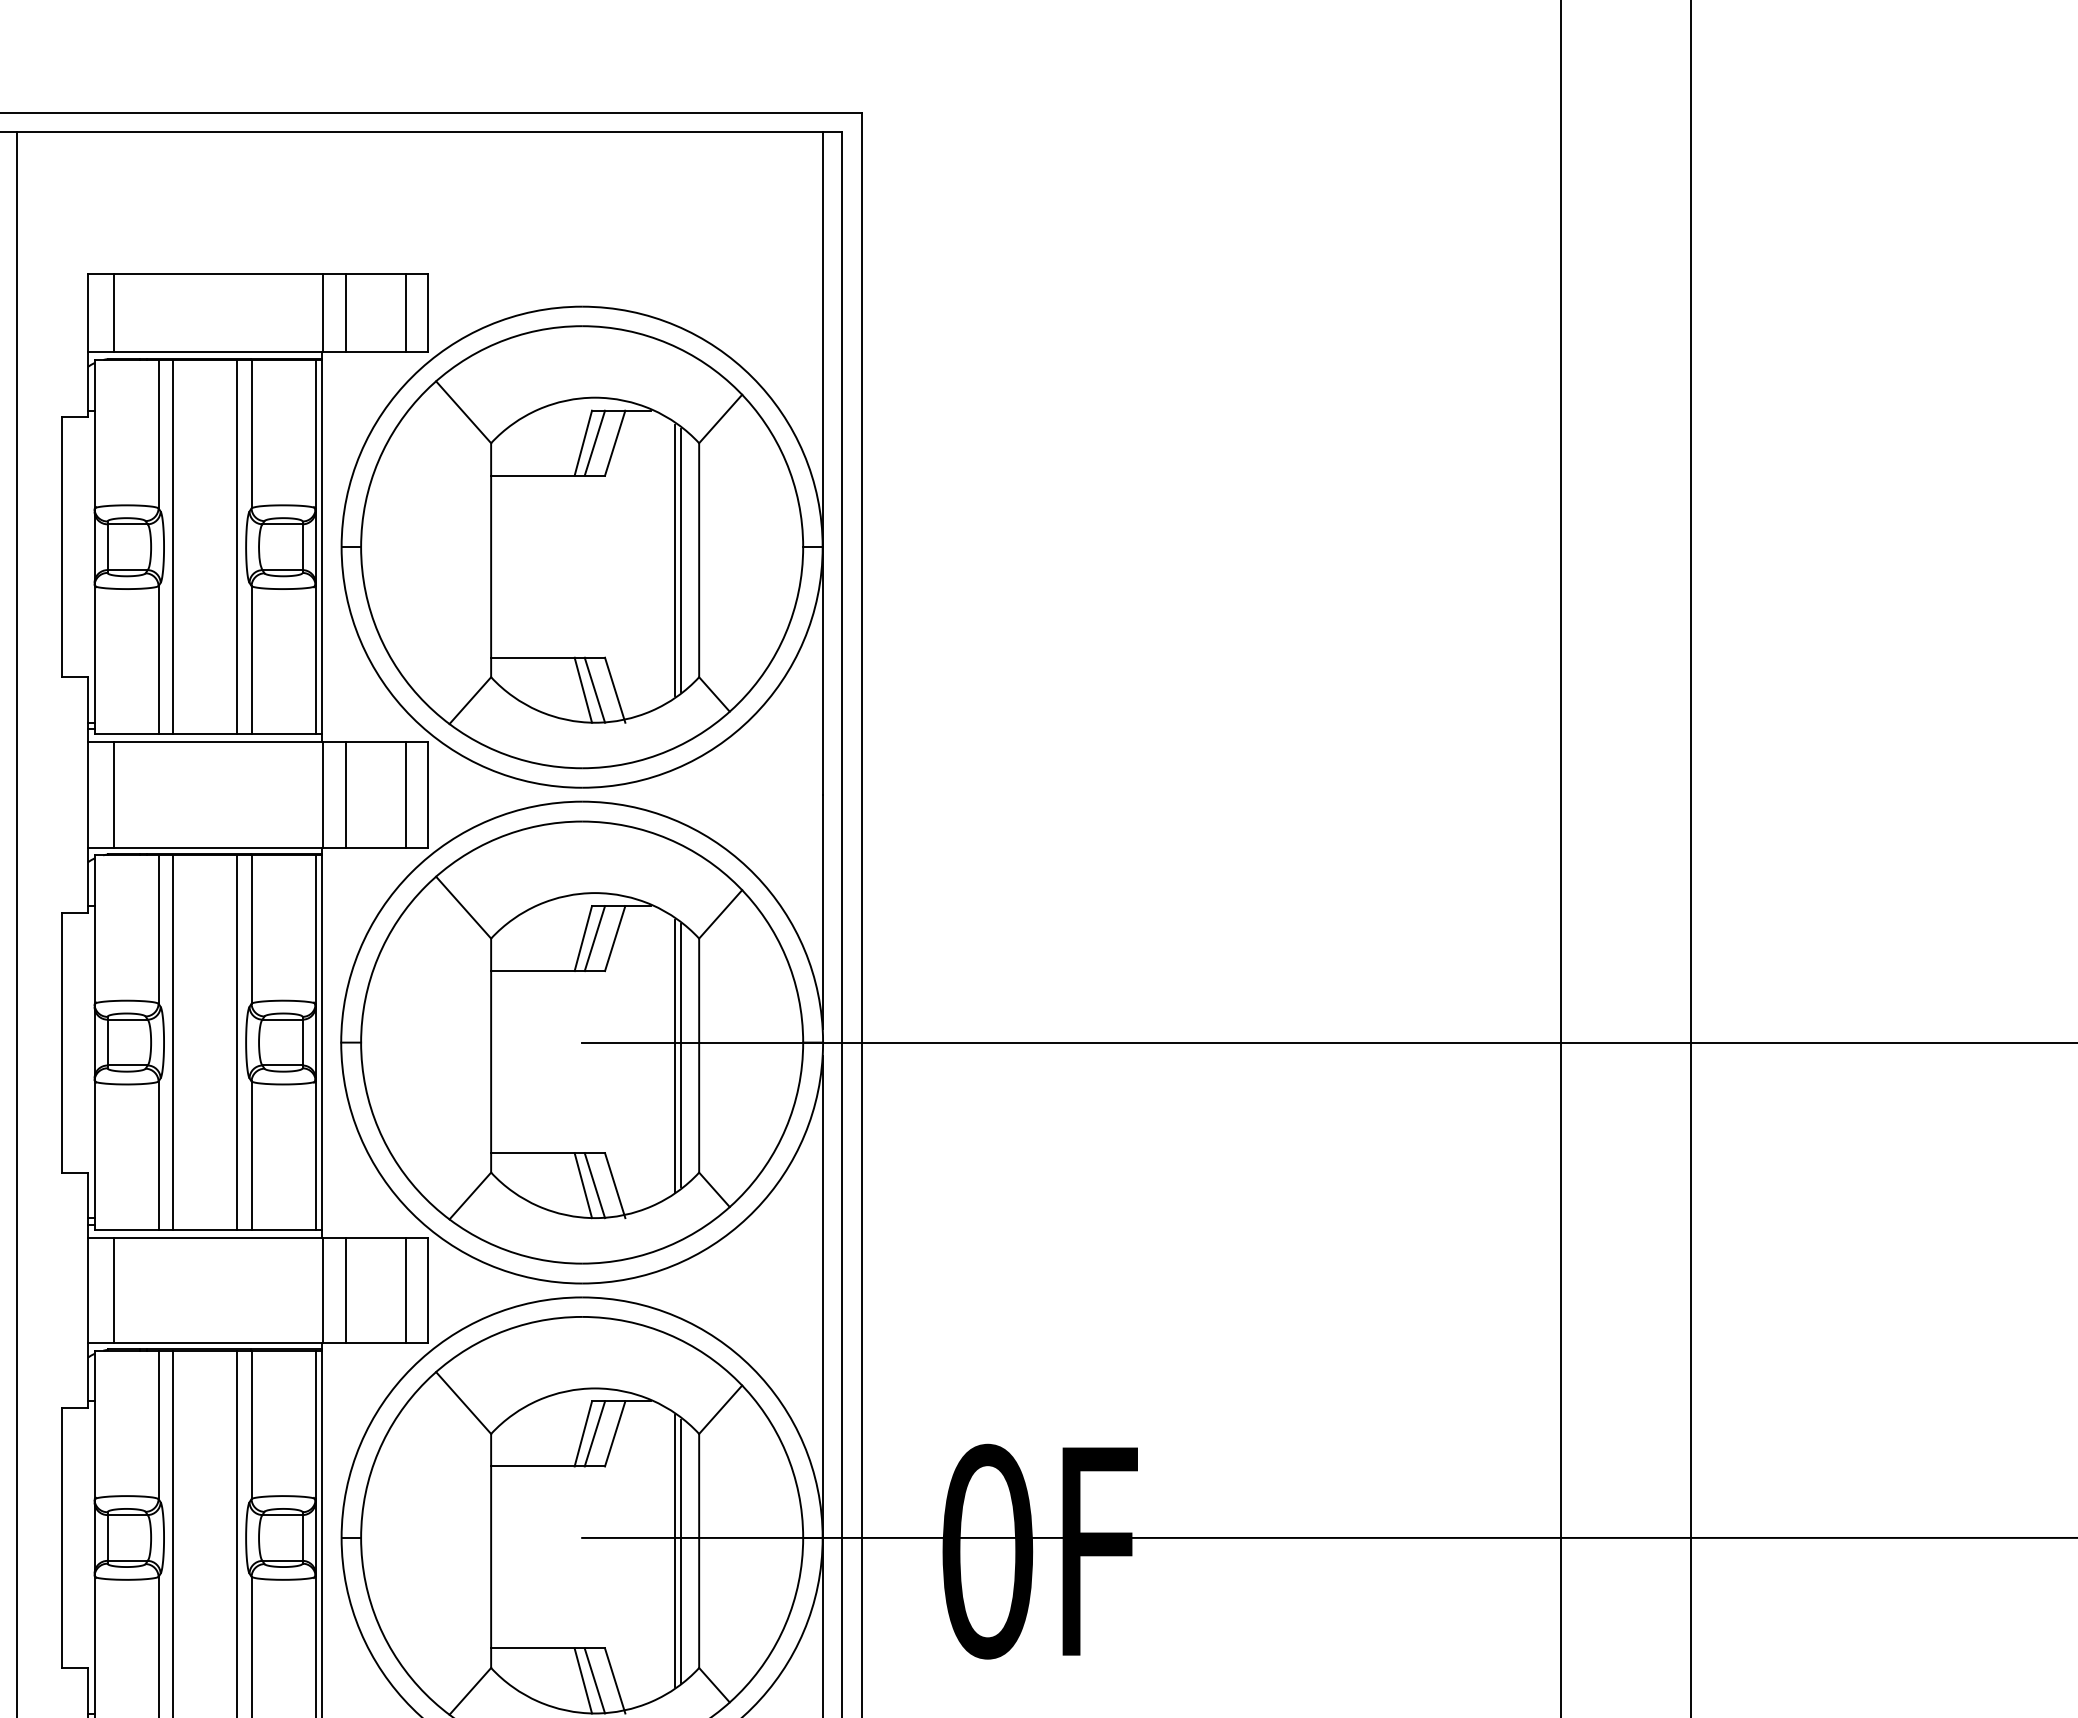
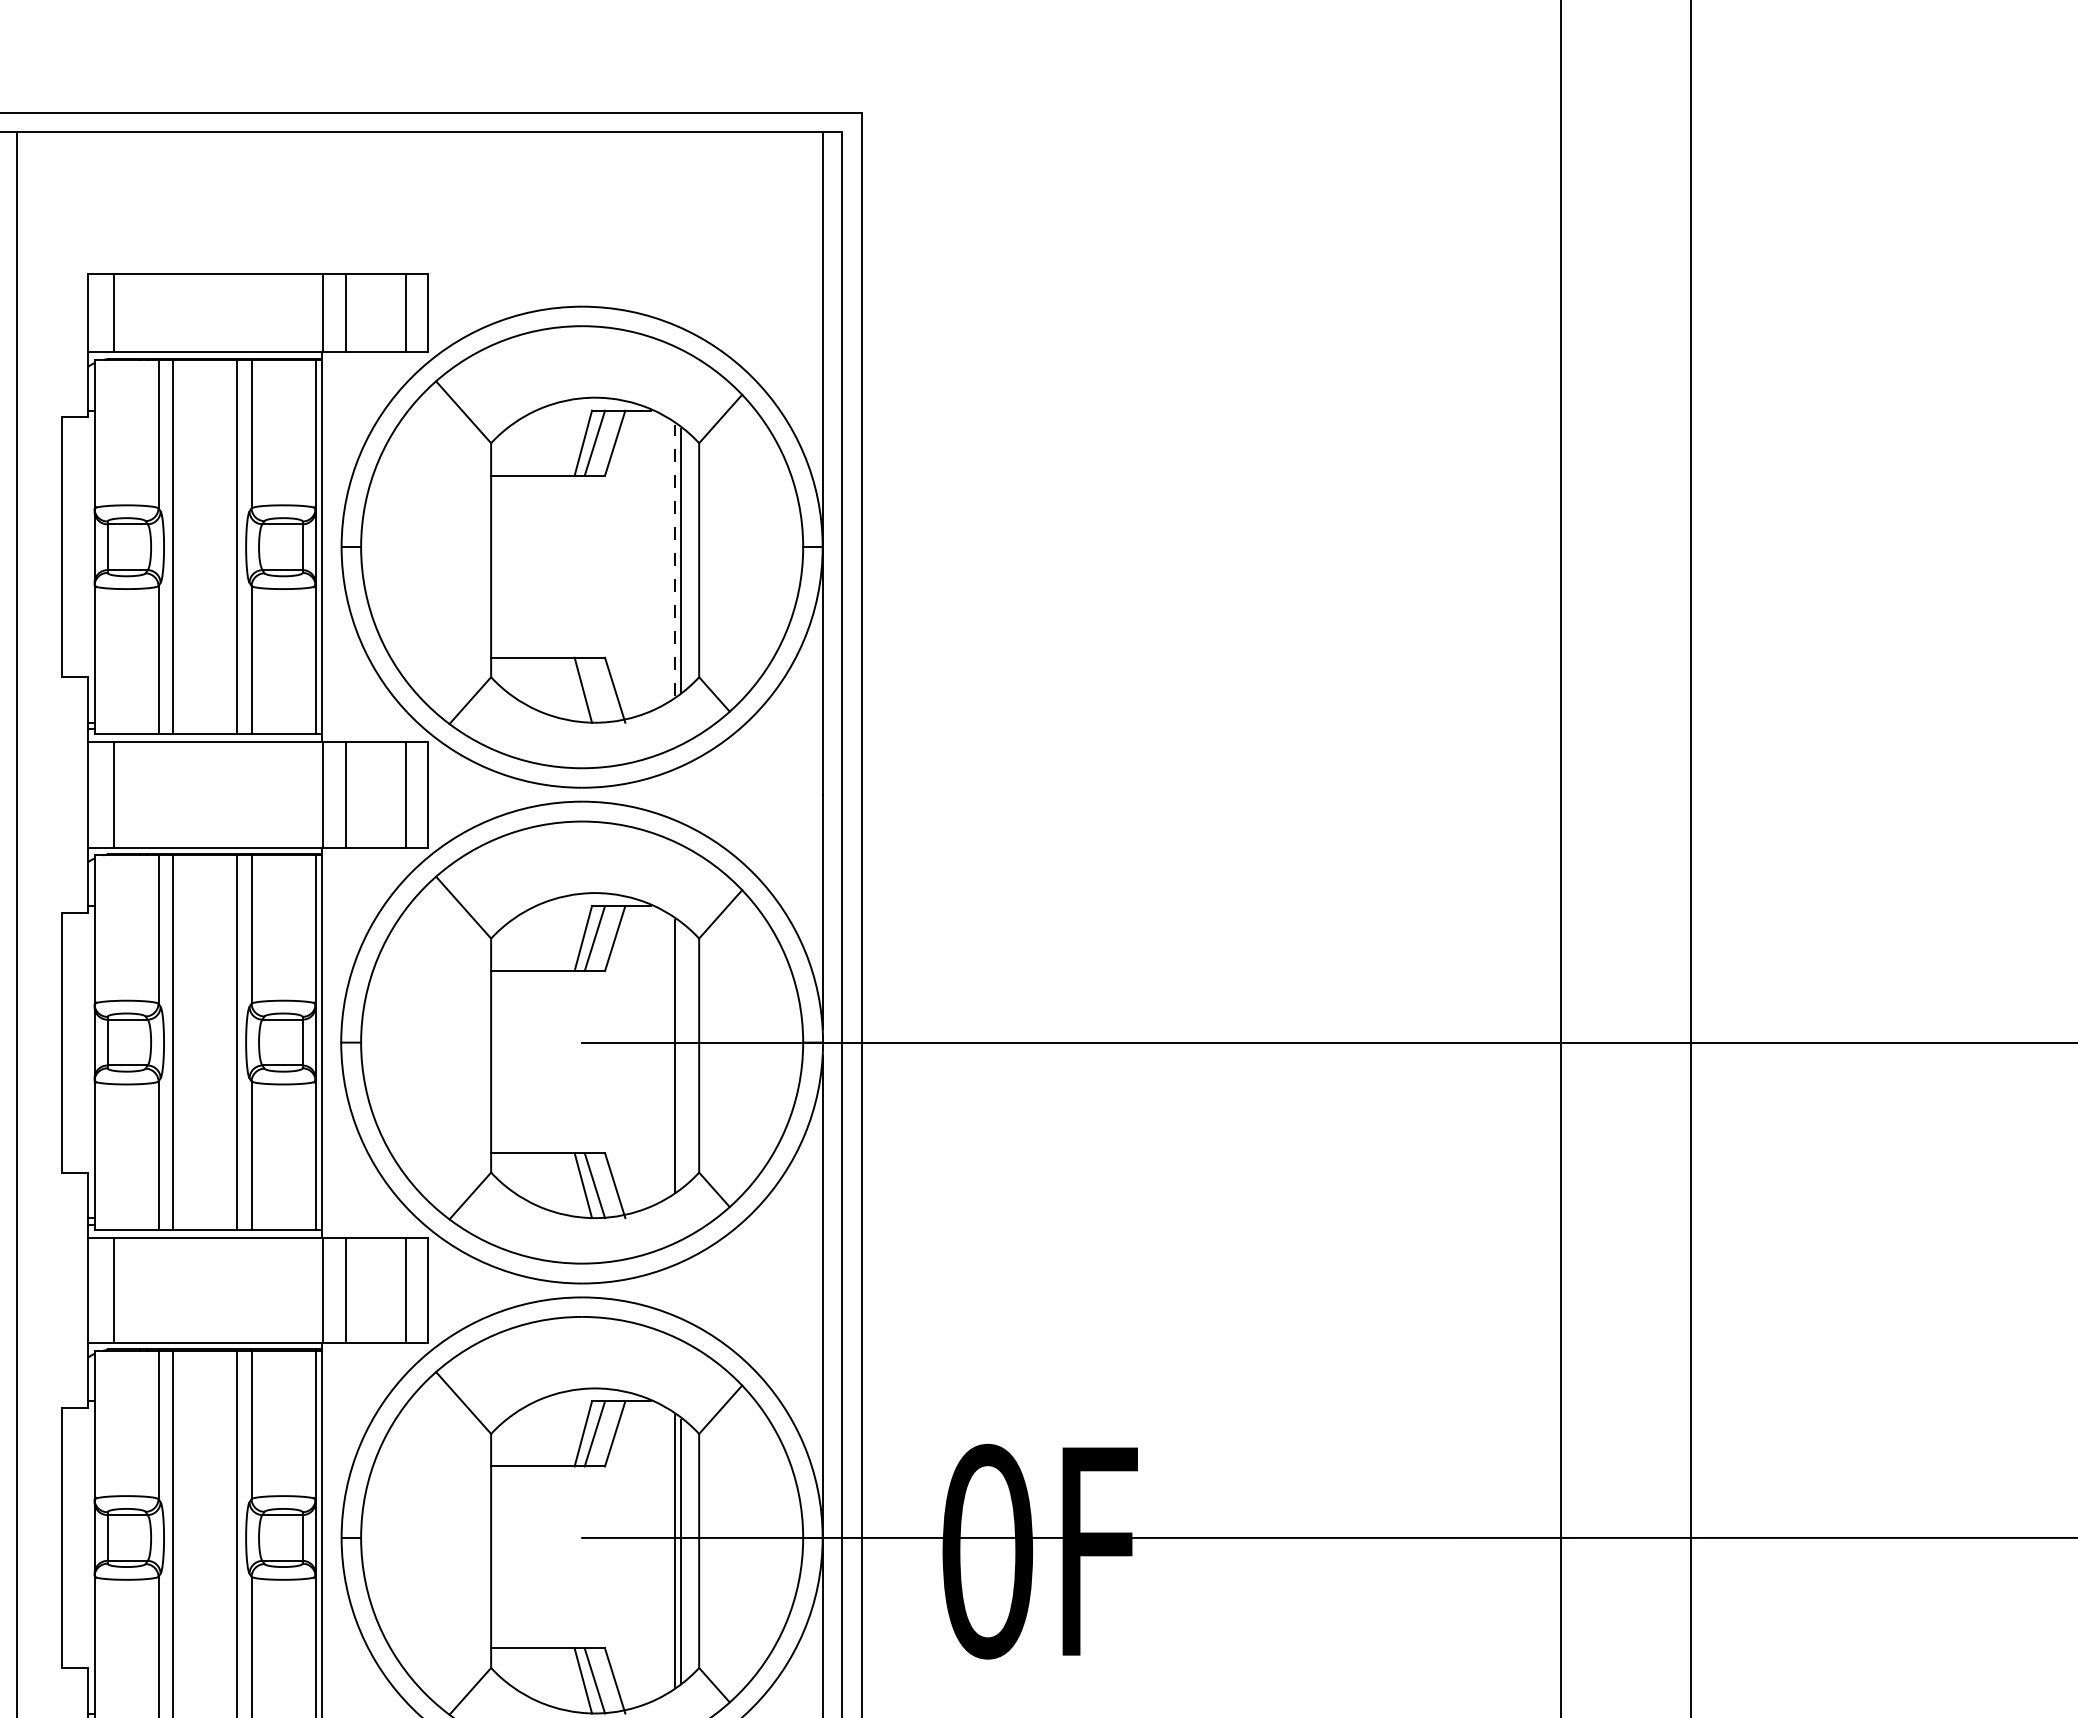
line: solid -> dashed (675, 560)
line: present -> none (594, 689)
line: present -> none (680, 1055)
